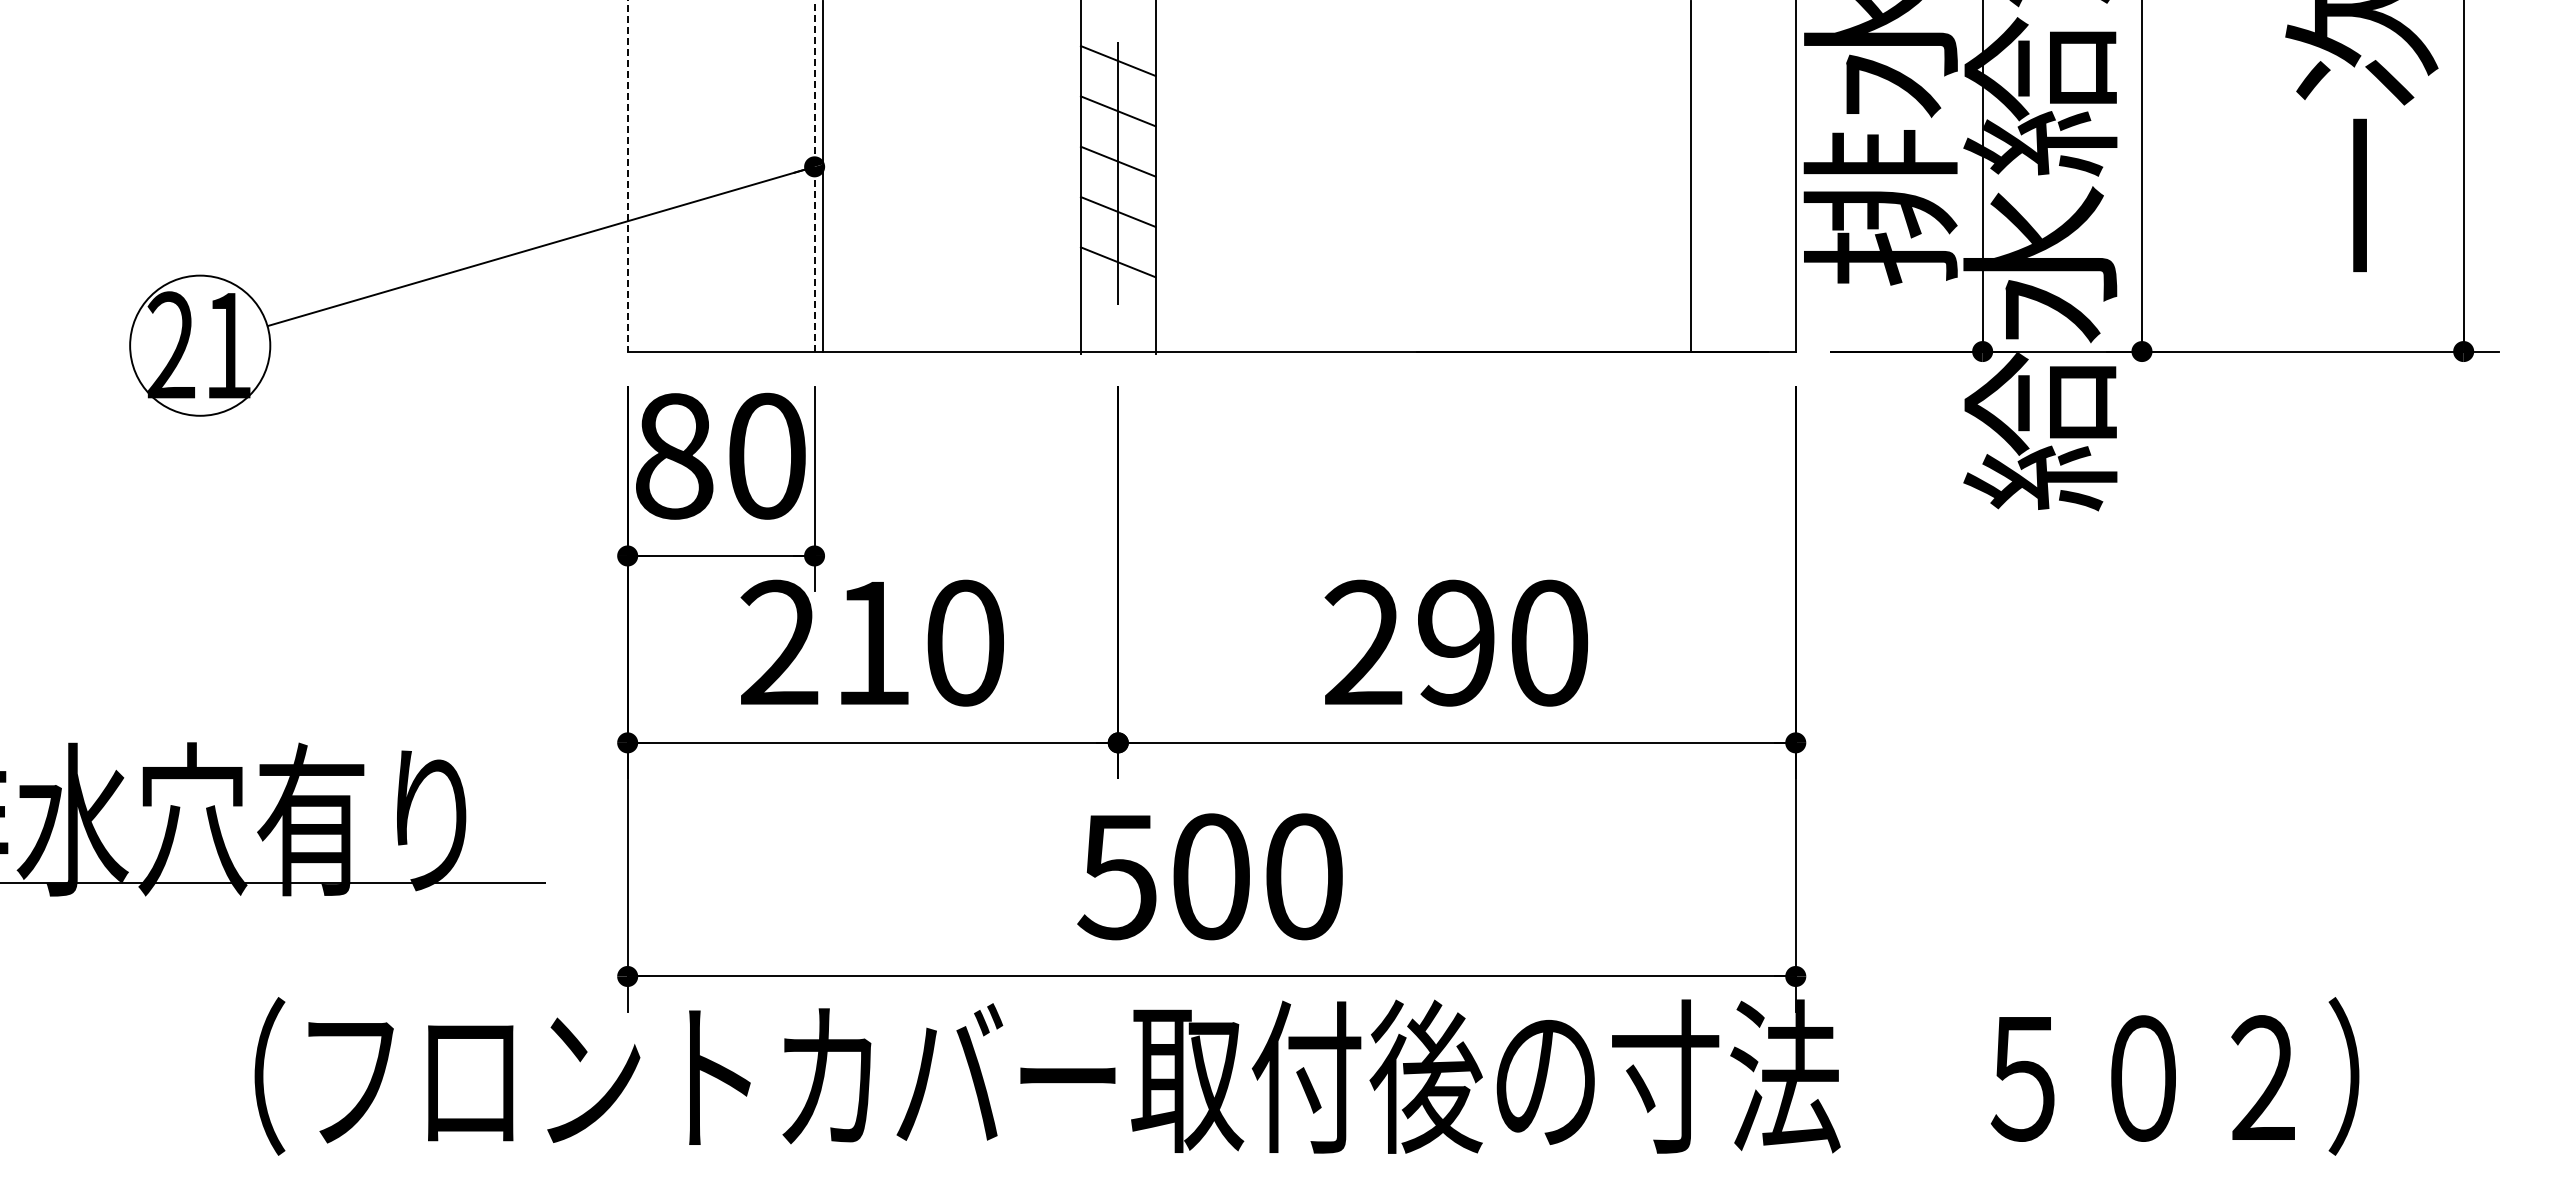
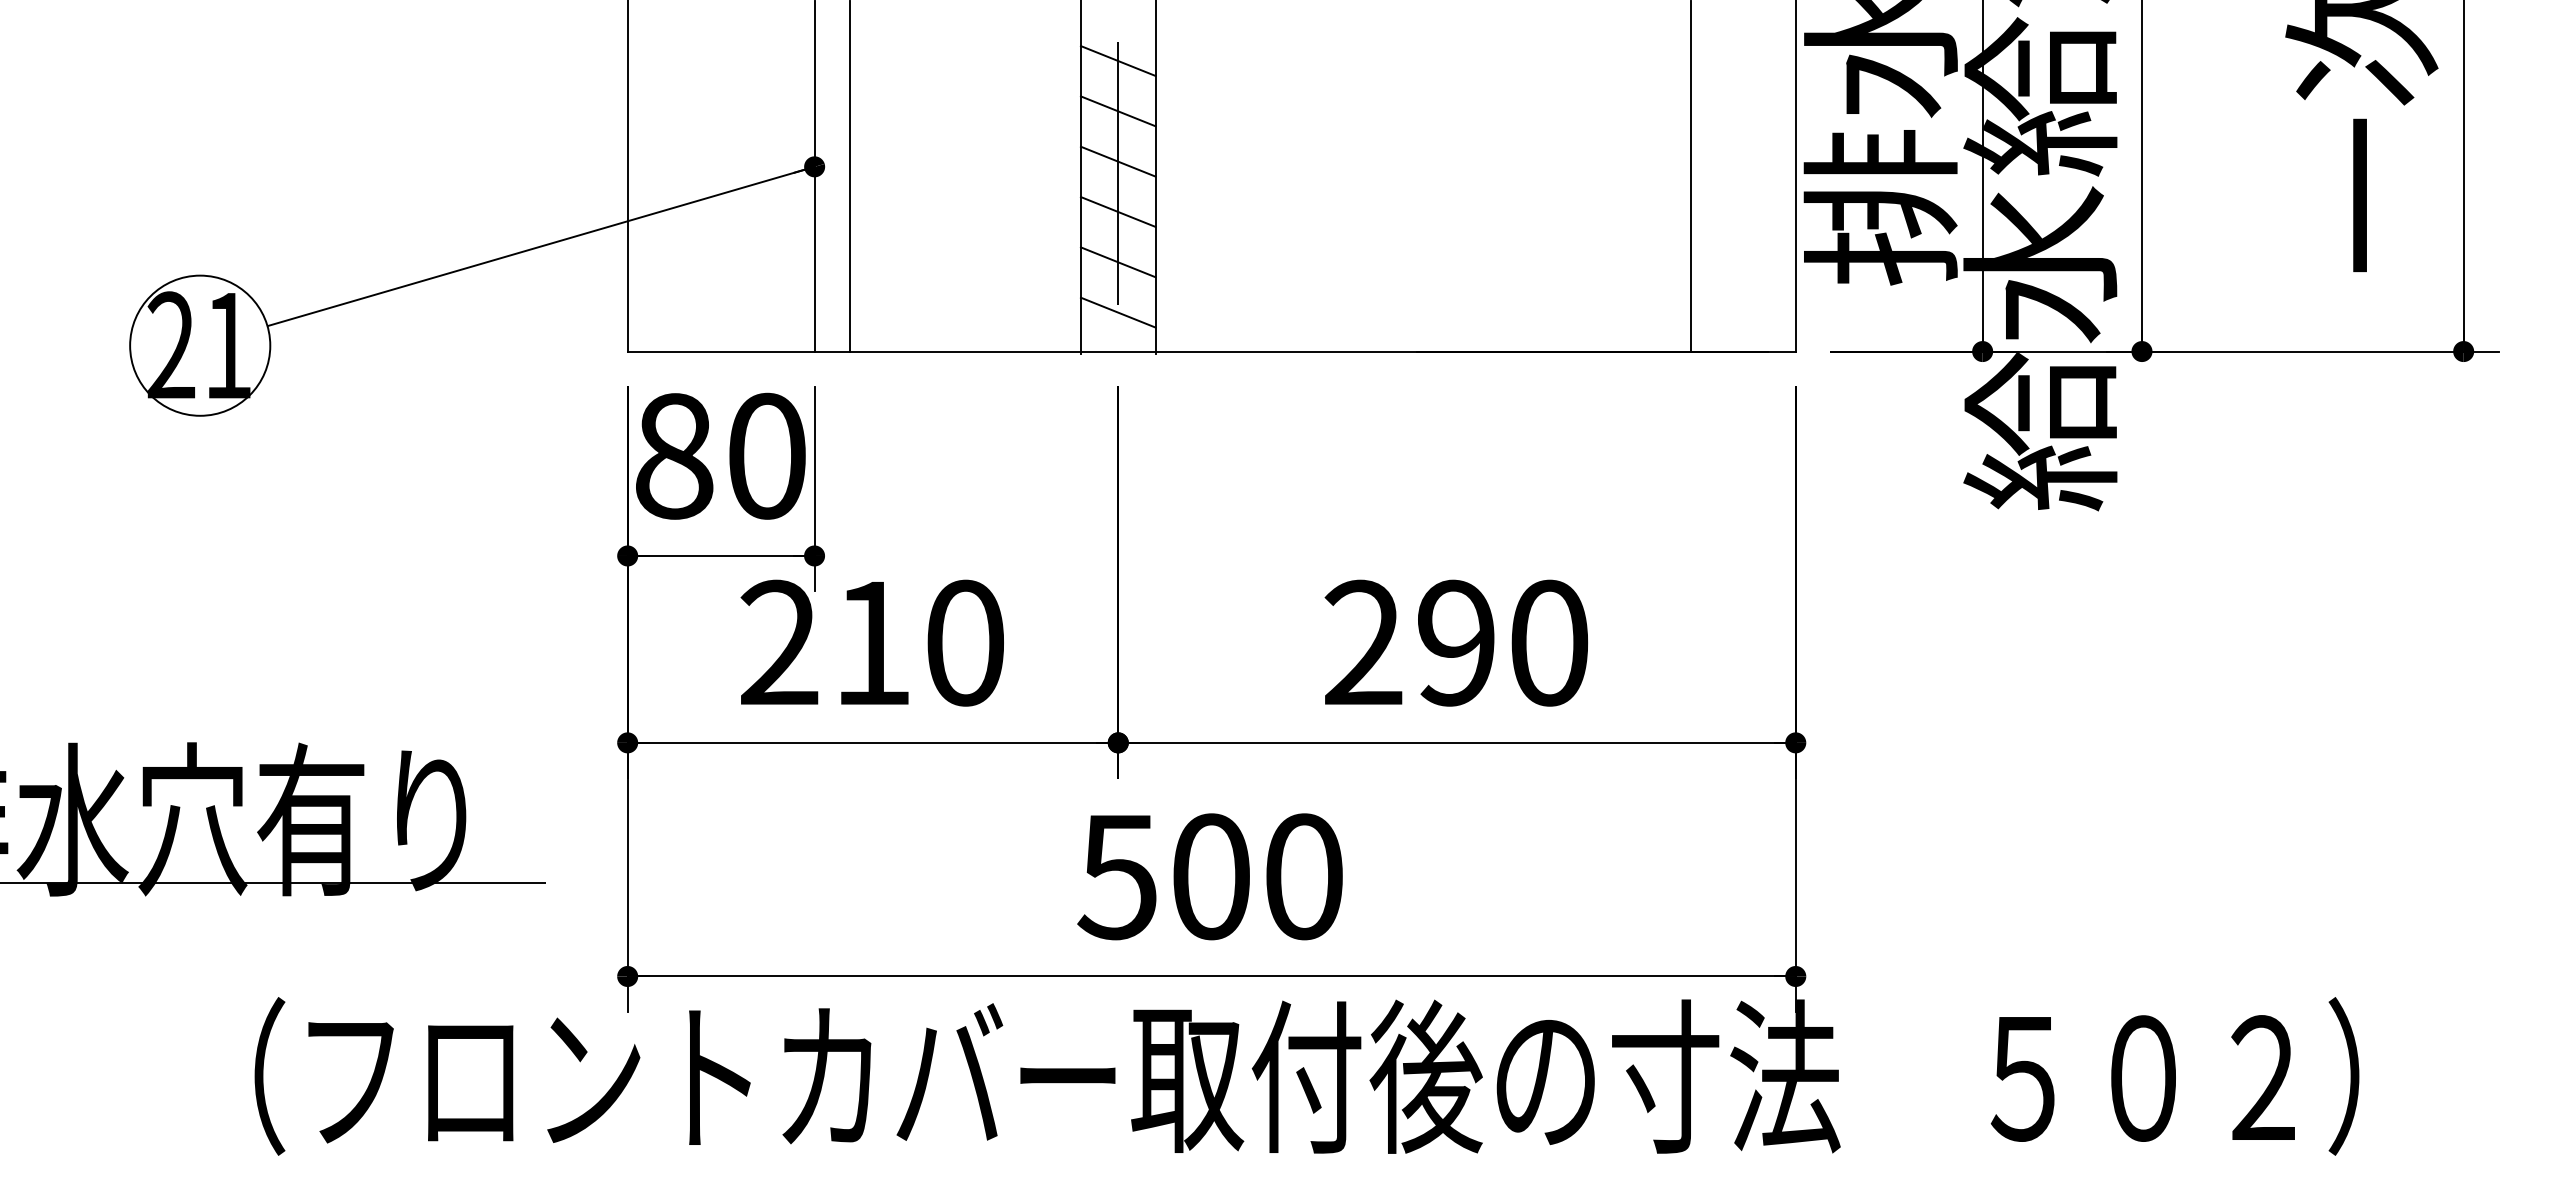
line: dashed -> solid (814, 175)
line: dashed -> solid (627, 176)
line position: (822, 176) -> (849, 176) (849, 176)
line: none -> present (1117, 312)
